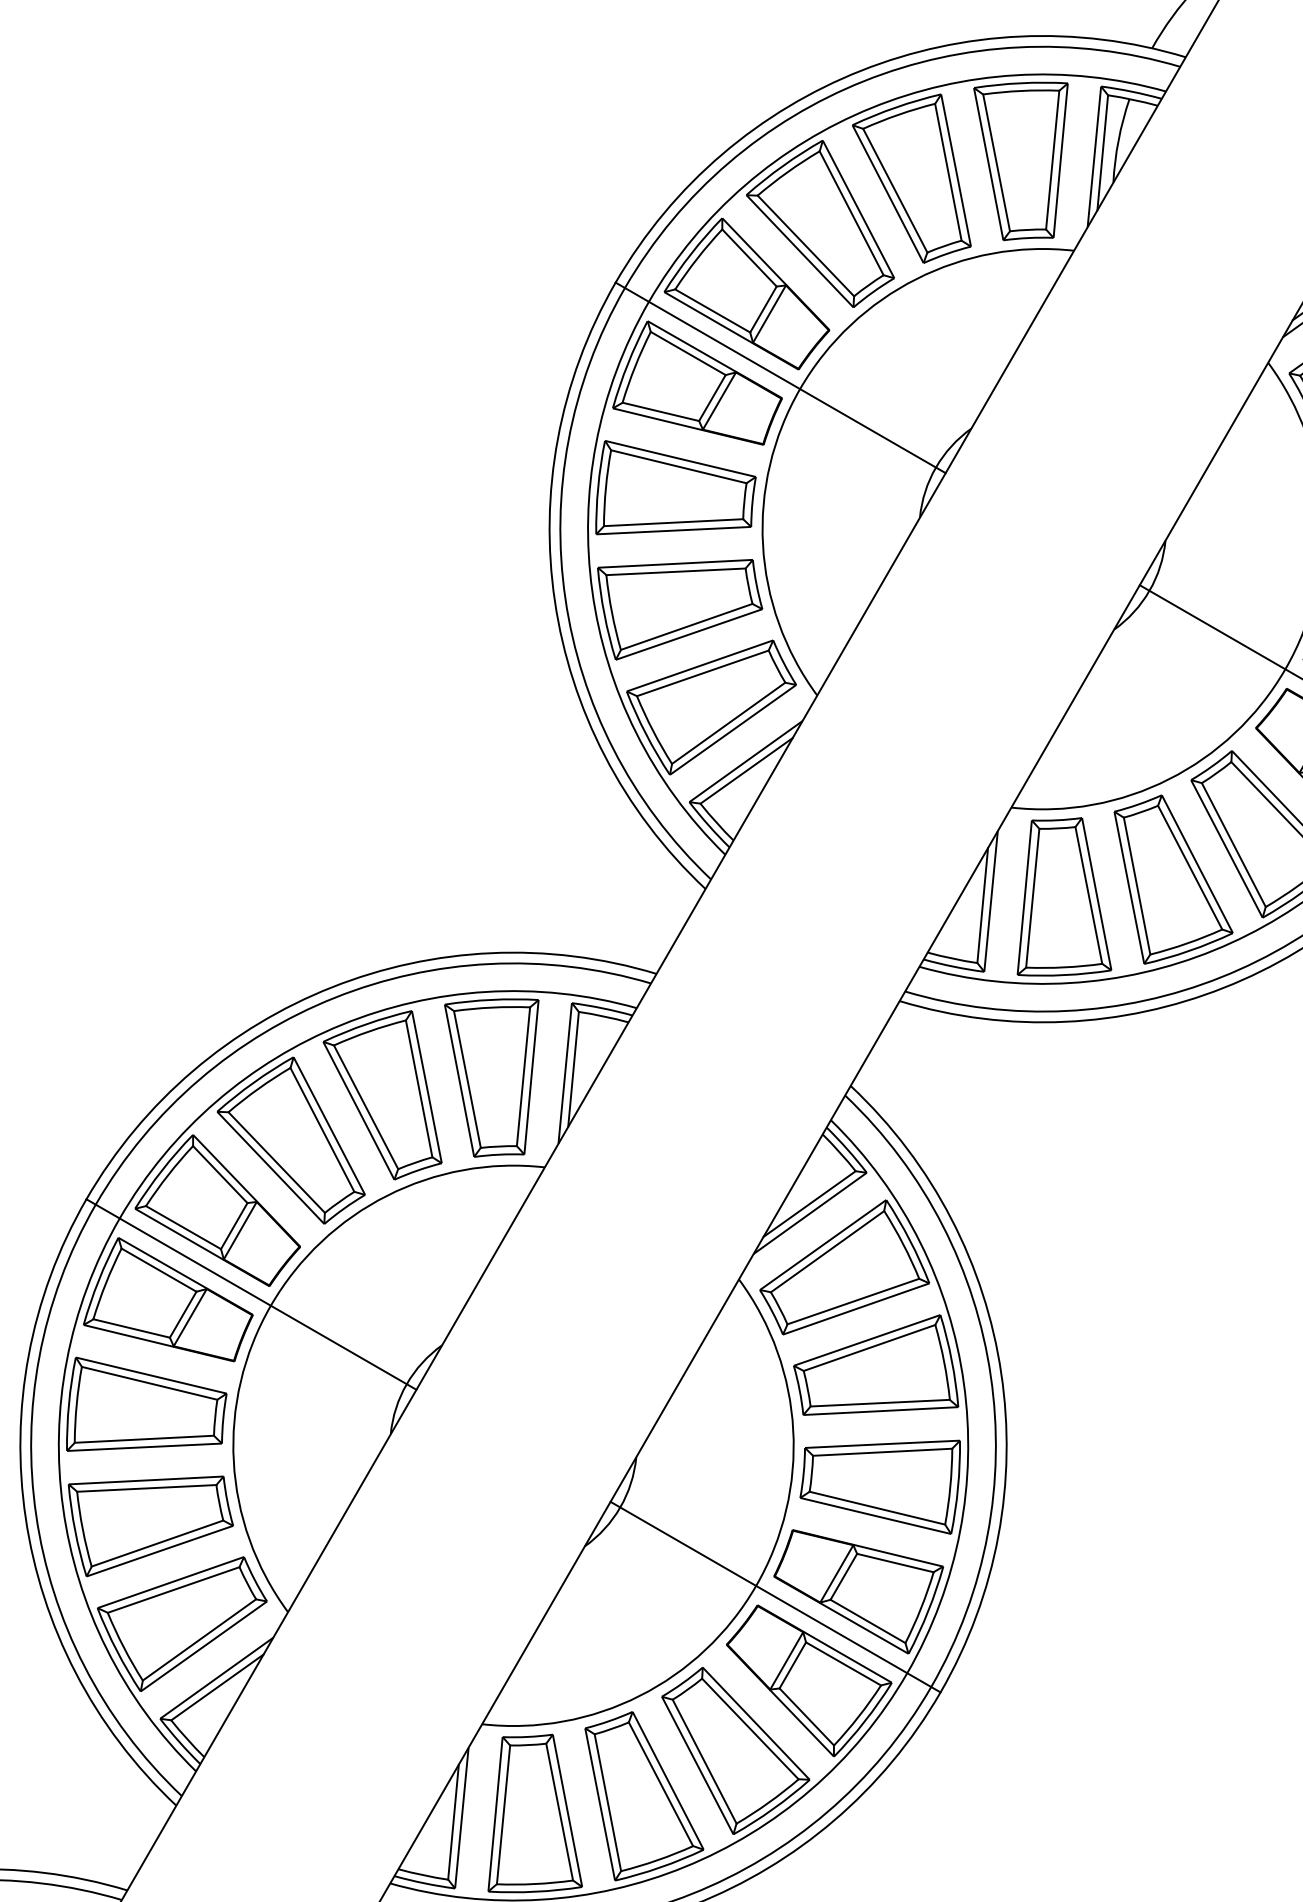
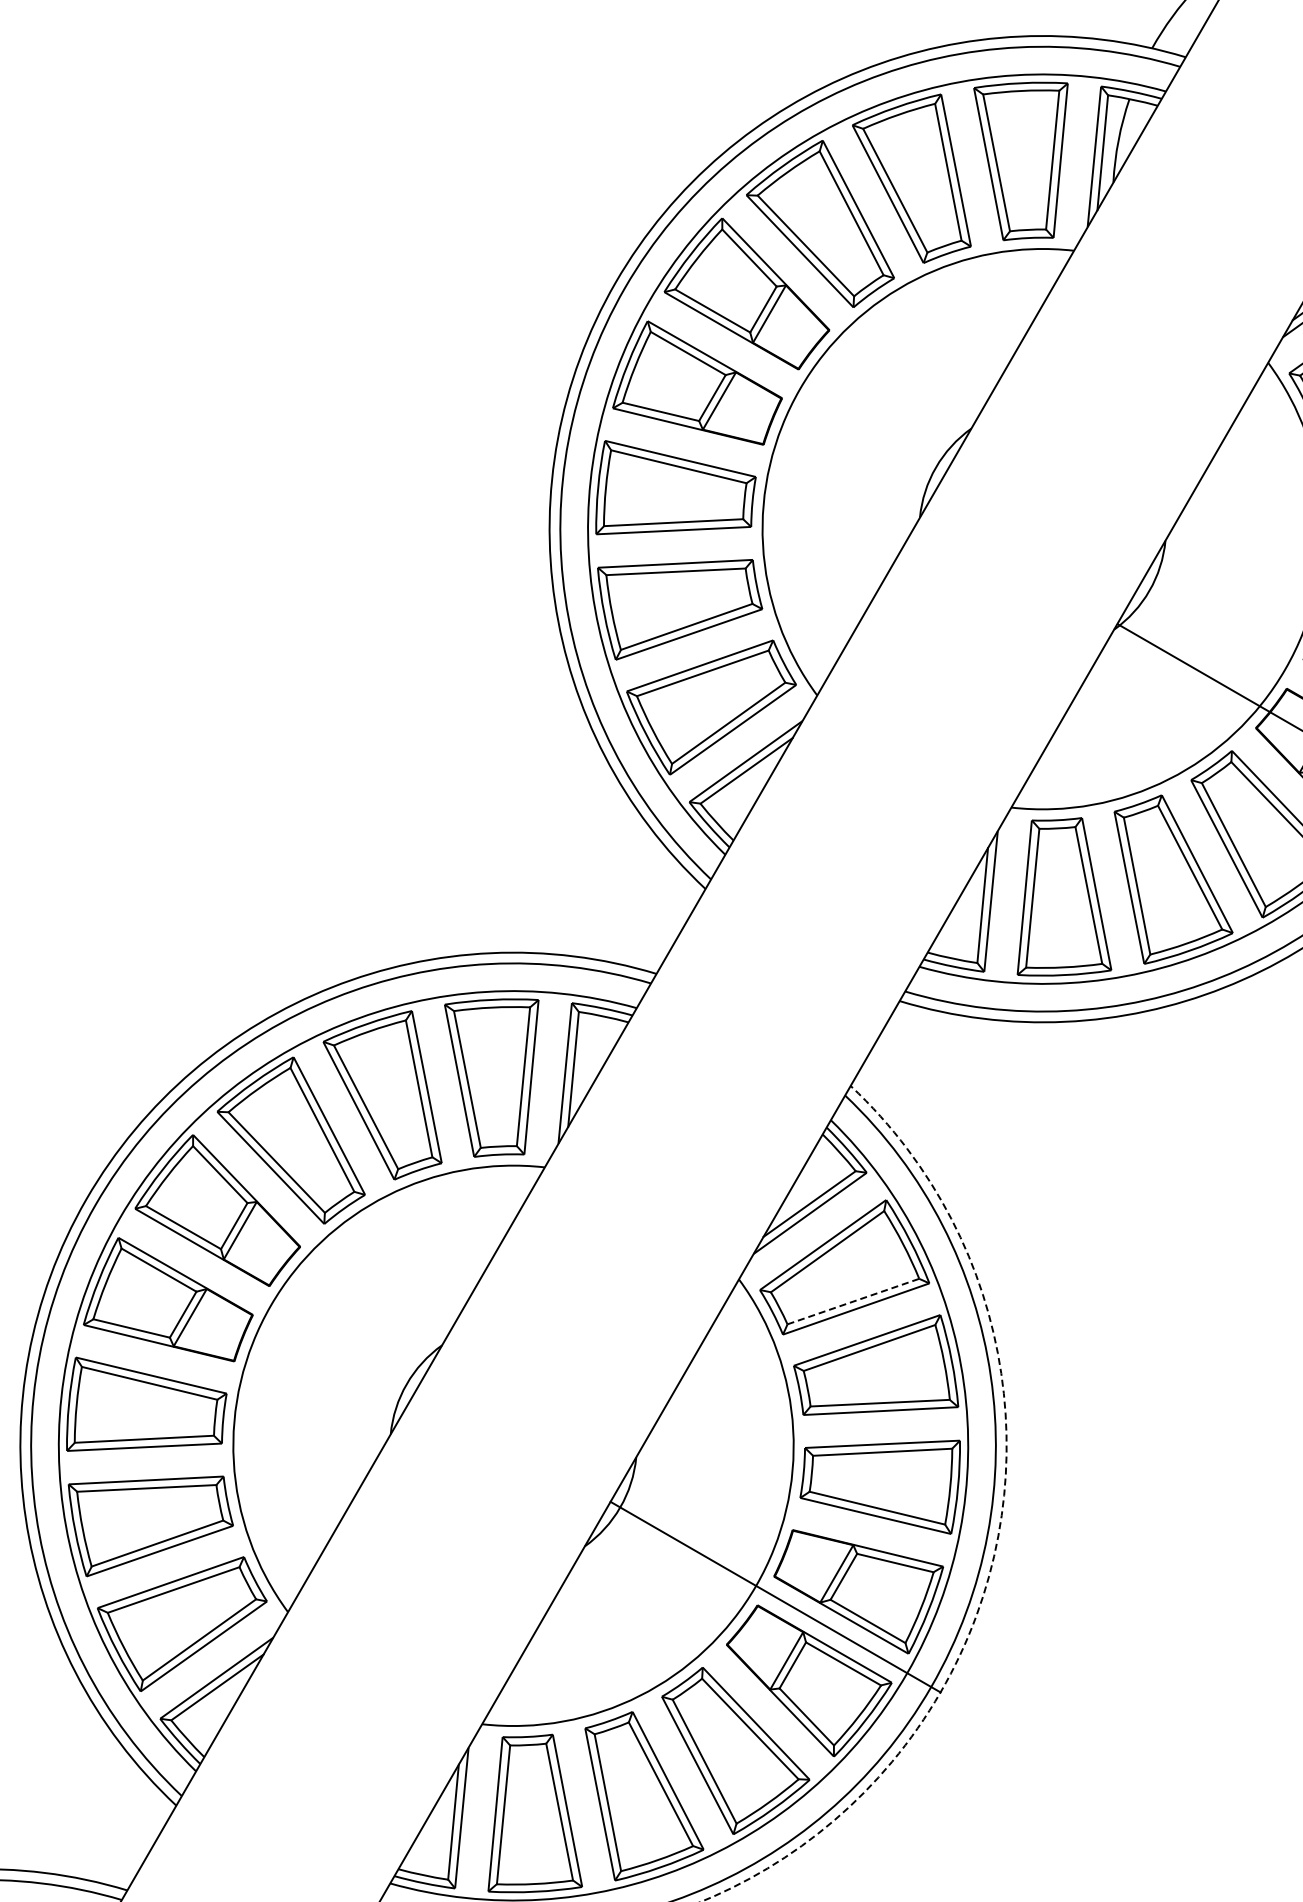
line: present -> none (780, 377)
line position: (1219, 631) -> (1208, 676) (1208, 676)
line: present -> none (251, 1294)
line: solid -> dashed (853, 1301)
arc: solid -> dashed (998, 1534)
